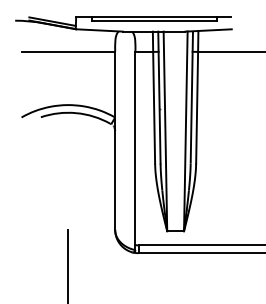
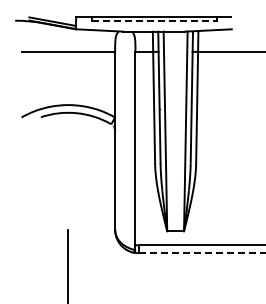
line: solid -> dashed (154, 21)
line: solid -> dashed (202, 253)
